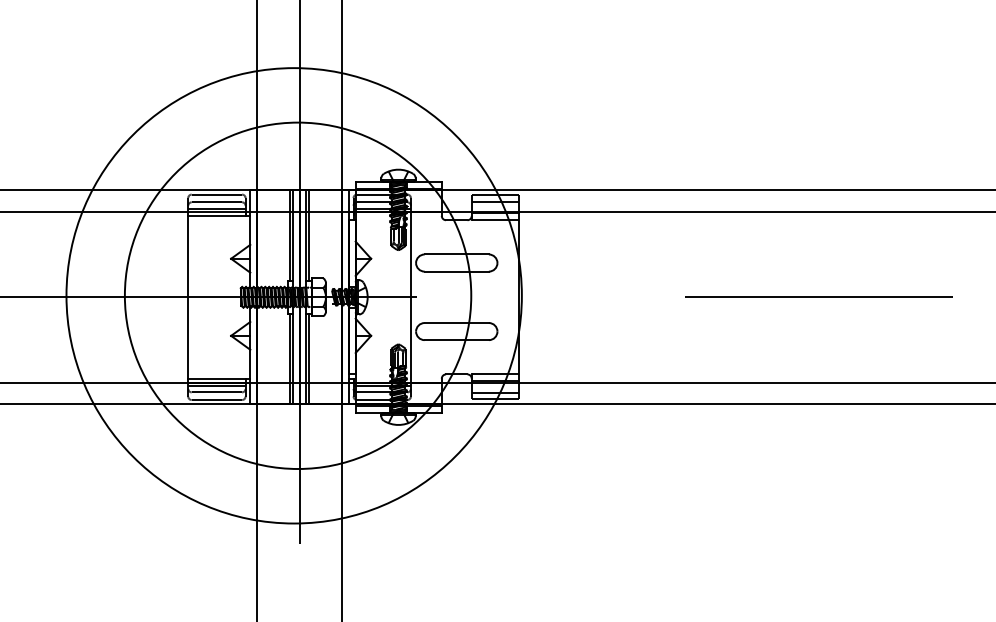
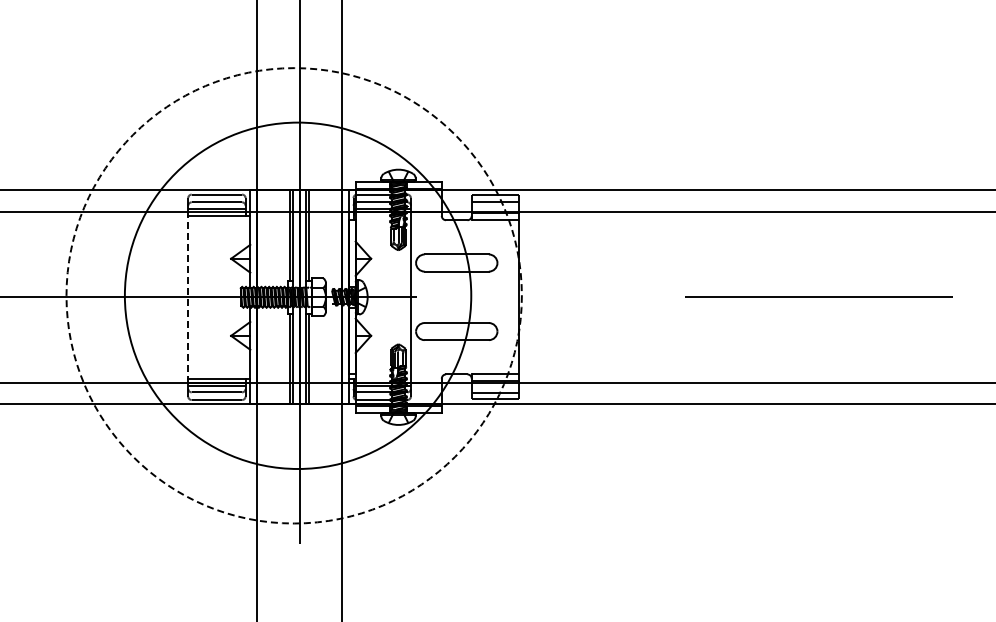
circle: solid -> dashed (293, 295)
line: solid -> dashed (188, 297)
